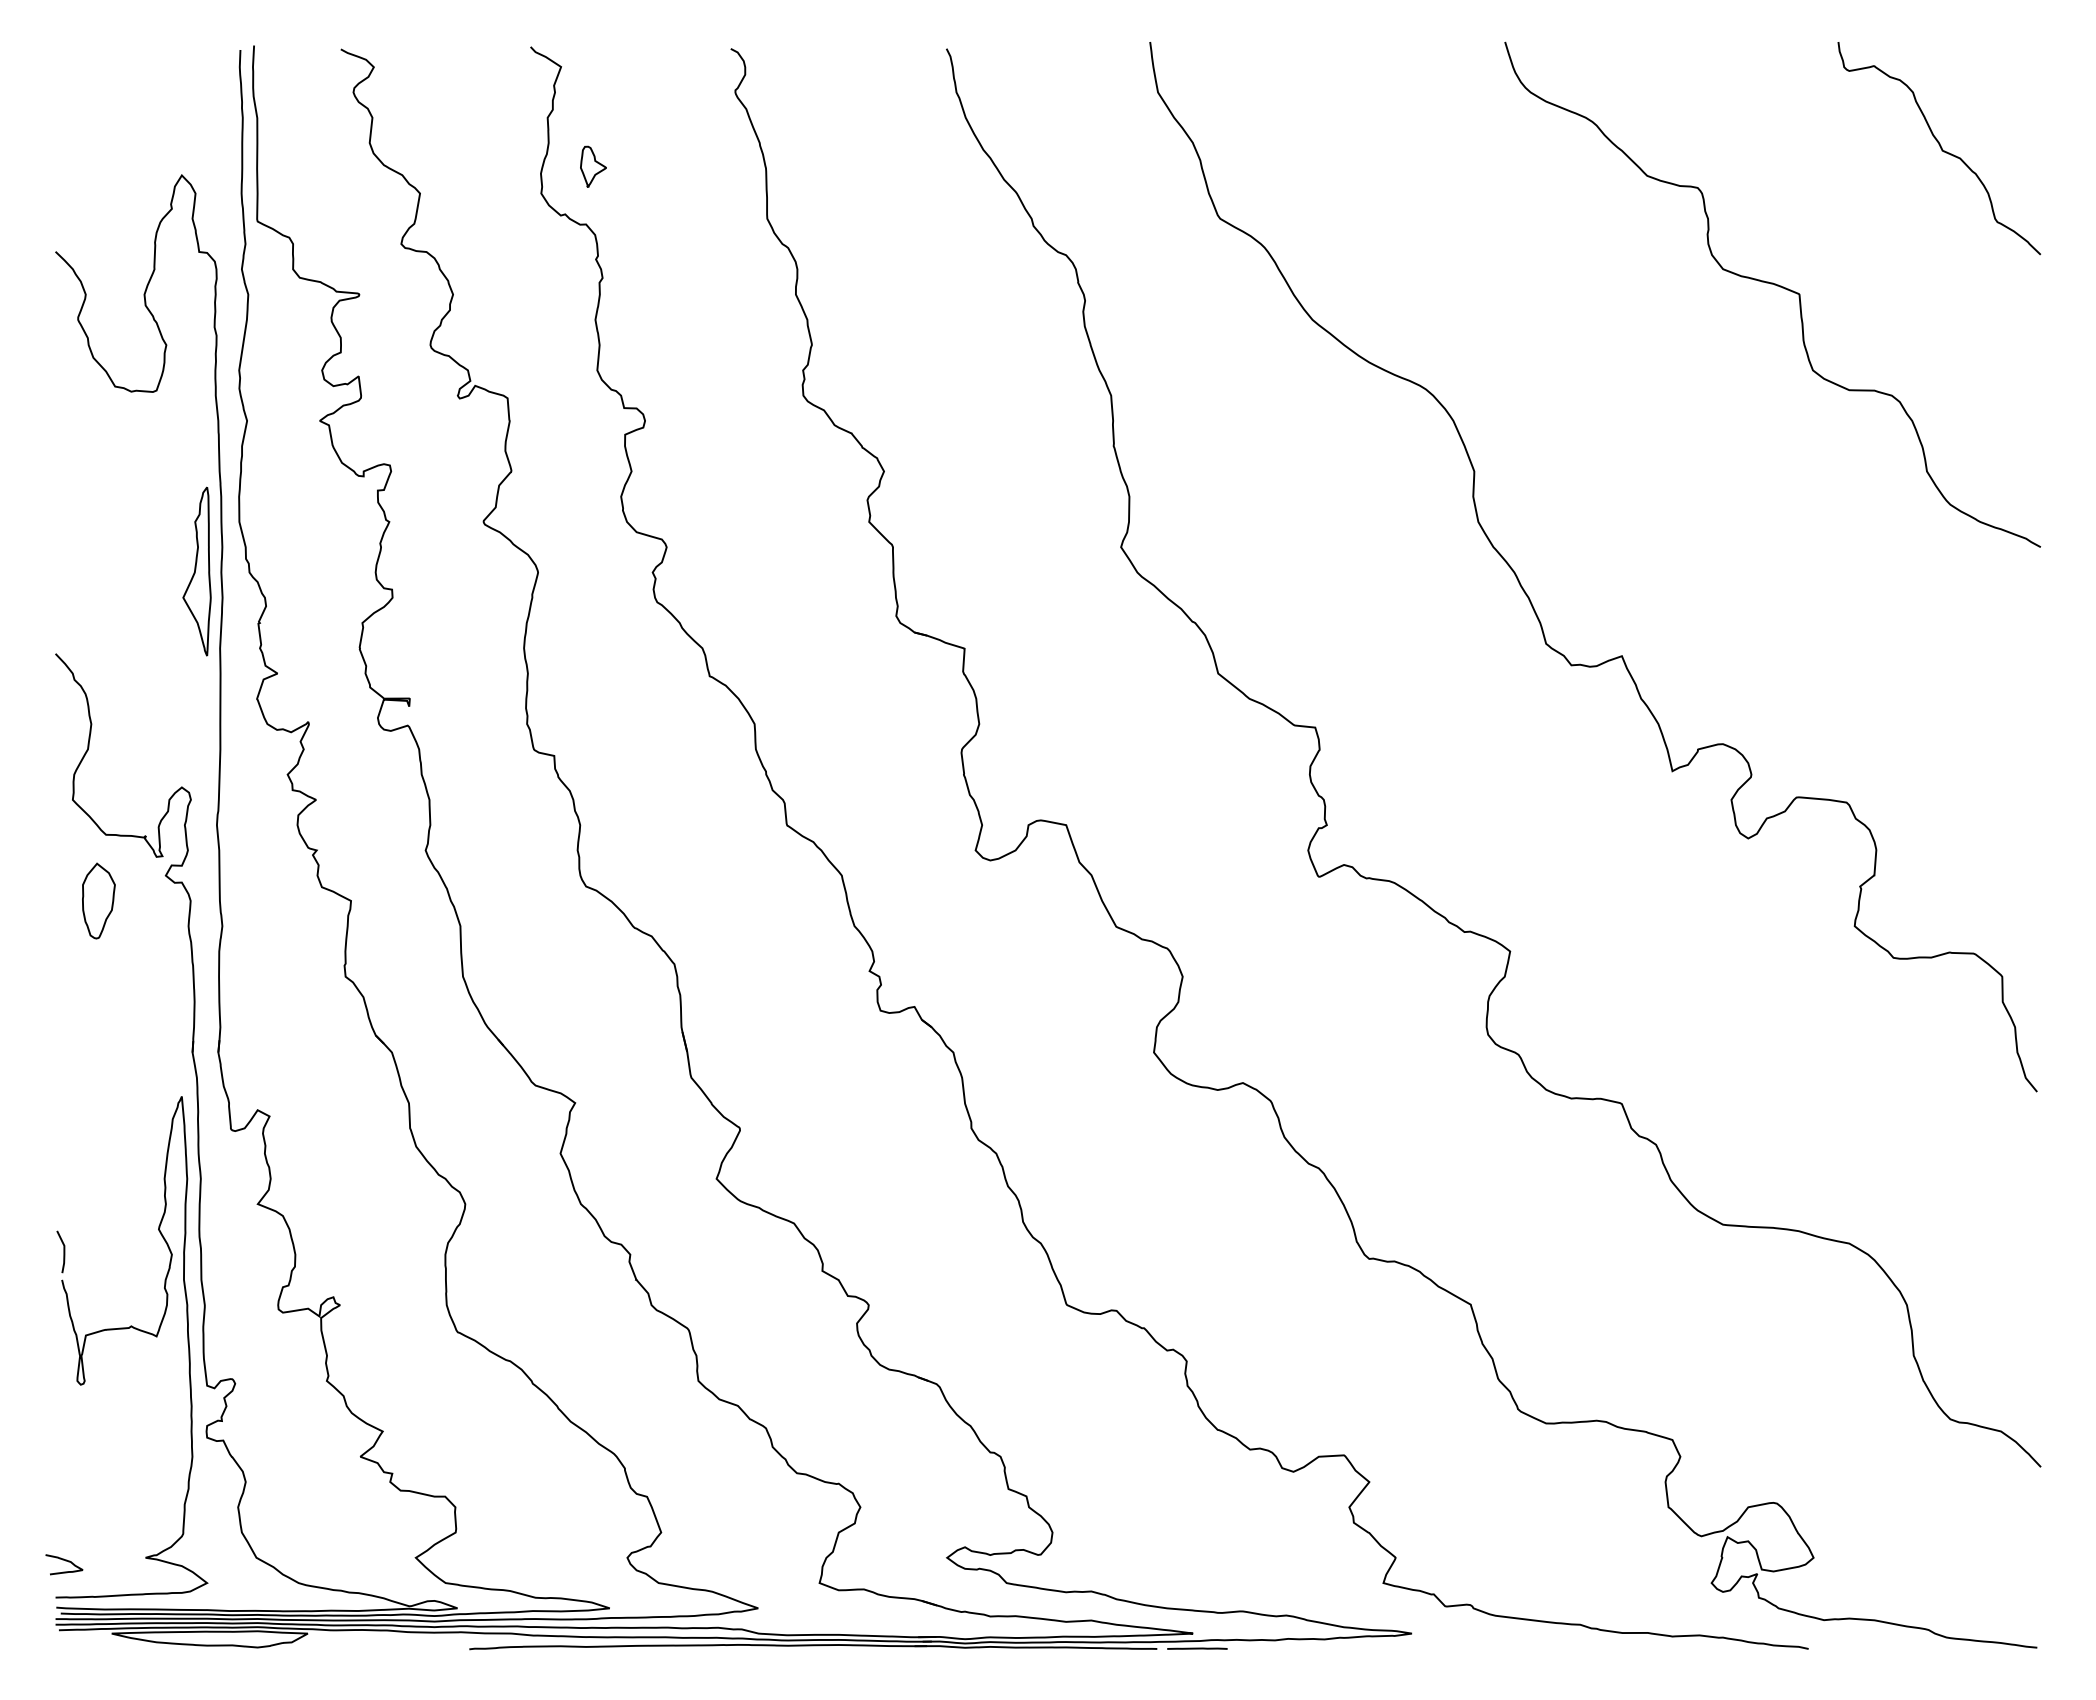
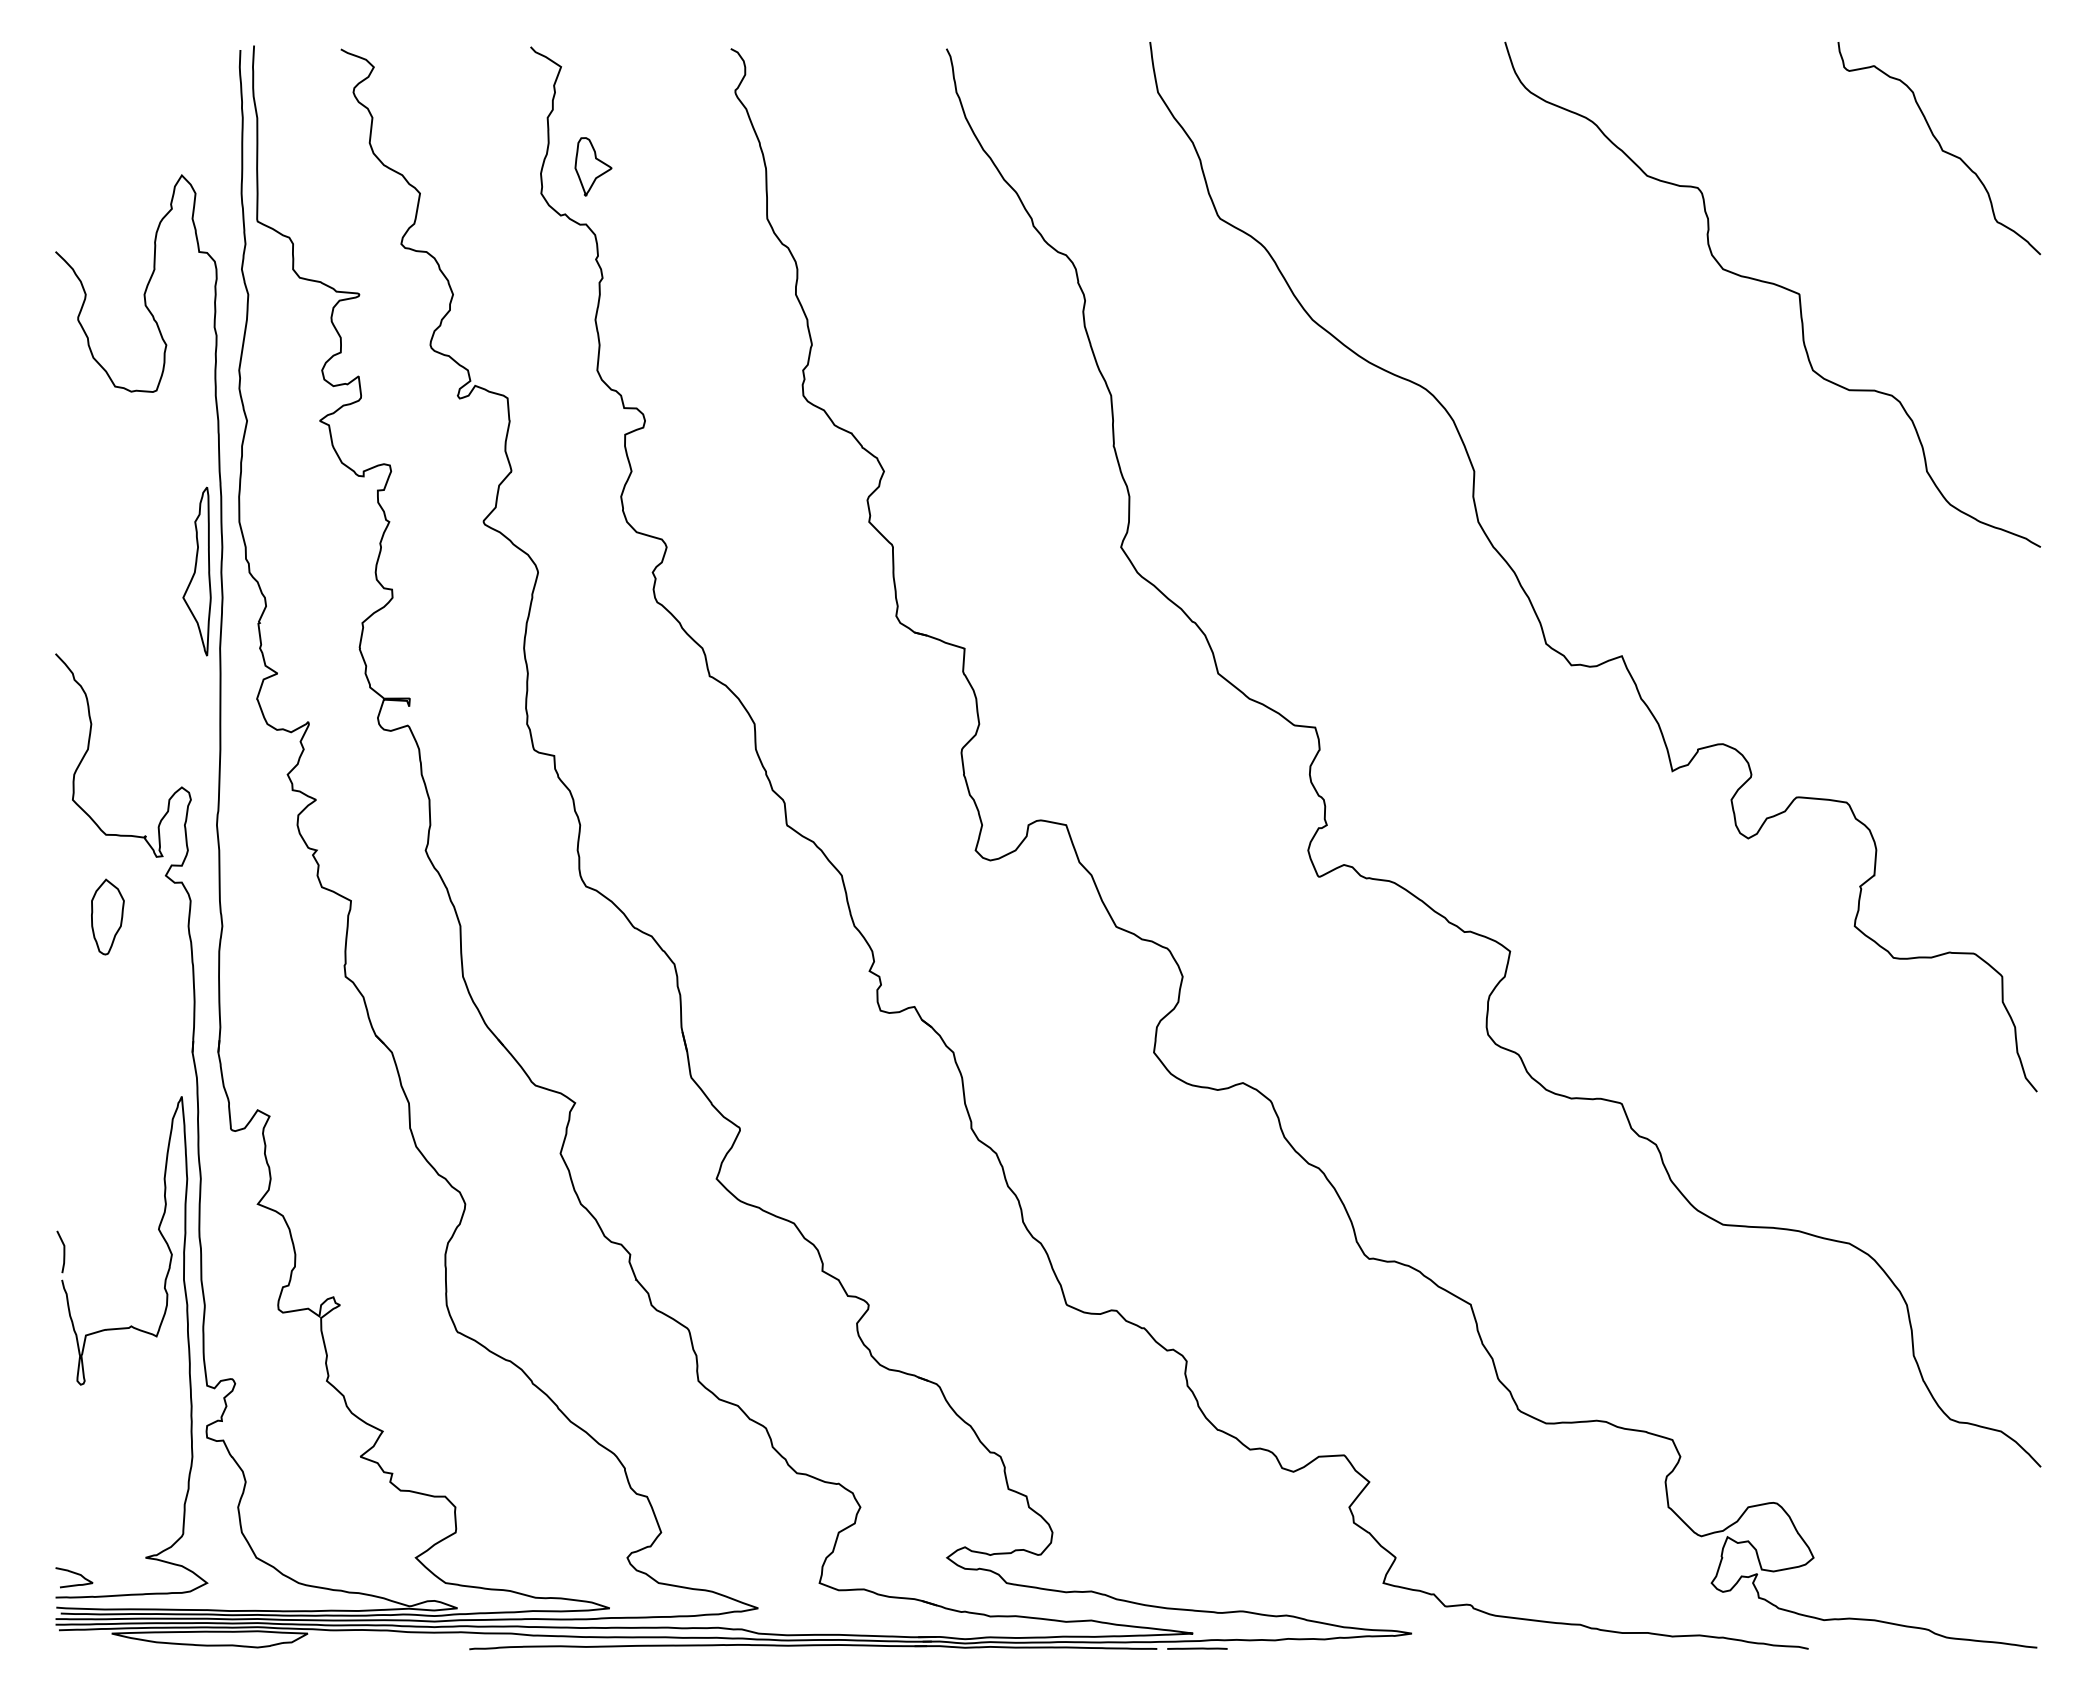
part size: 27x43 px -> 39x60 px (593, 166)
part position: (98, 900) -> (107, 916) (107, 916)
curve position: (65, 1561) -> (75, 1574) (75, 1574)
